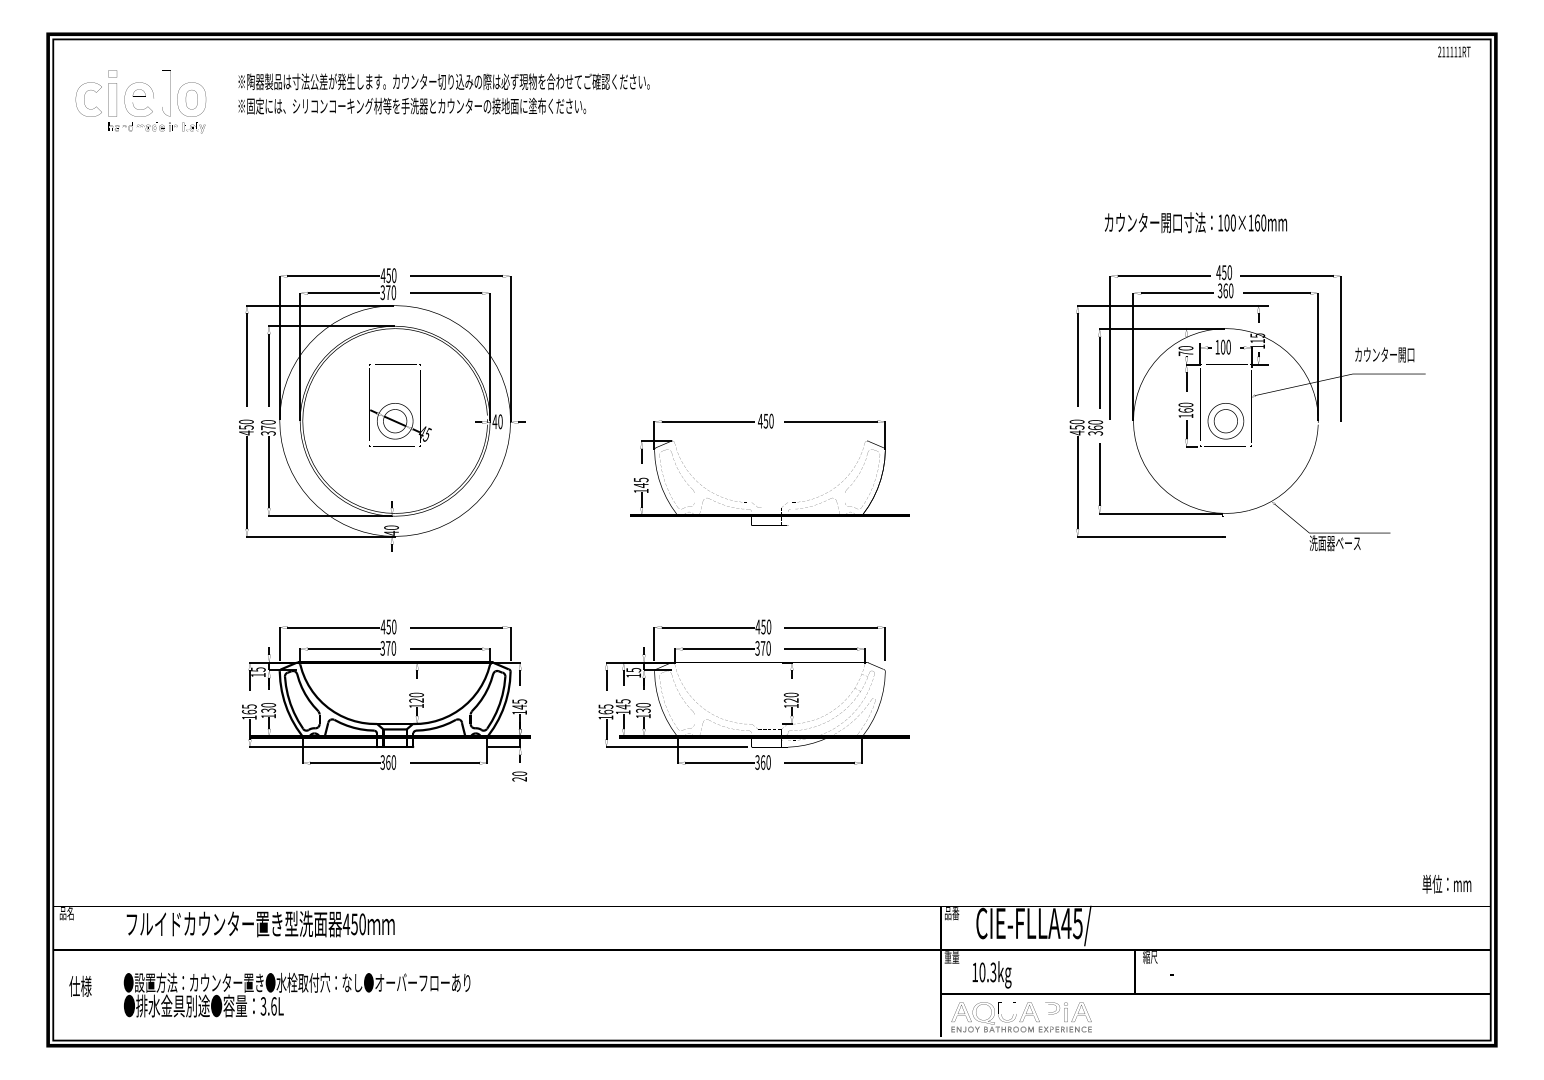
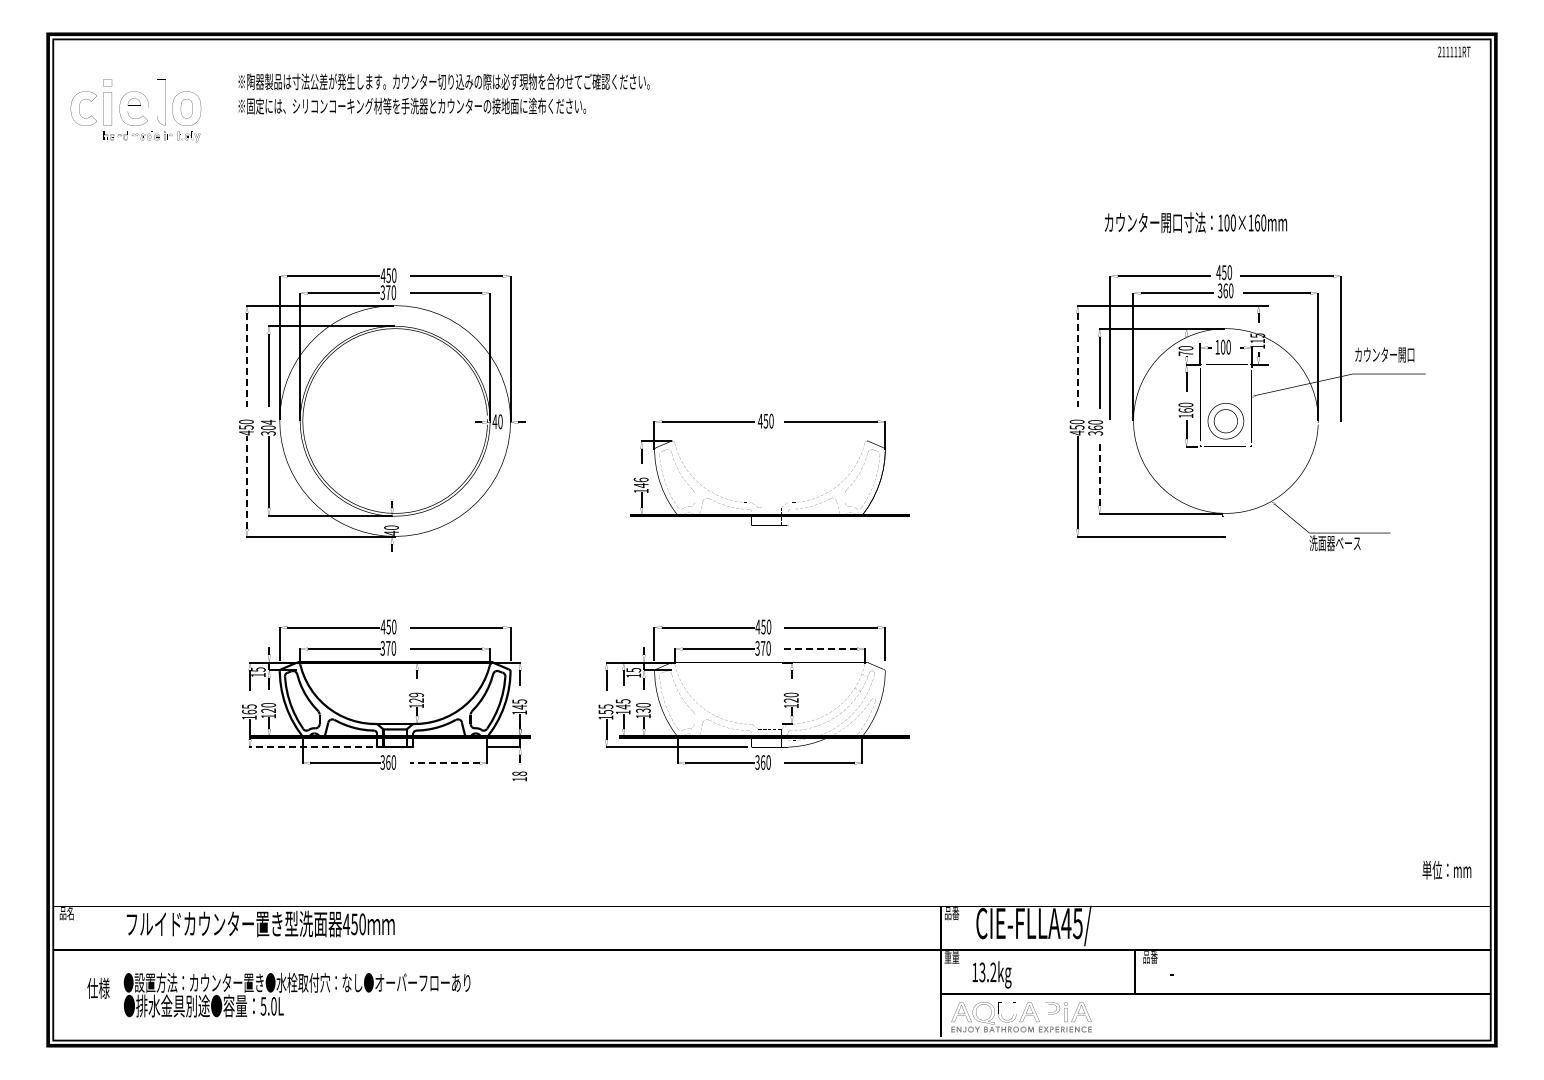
part position: (140, 101) -> (135, 110) (135, 110)
line: solid -> dashed (246, 359)
line: solid -> dashed (1077, 359)
part: present -> none (400, 405)
text: 370 -> 304 (268, 425)
line: solid -> dashed (1099, 474)
text: 145 -> 146 (640, 479)
line: solid -> dashed (246, 482)
line: solid -> dashed (820, 649)
text: 120 -> 129 (416, 694)
text: 130 -> 120 (269, 710)
text: 165 -> 155 (605, 711)
line: solid -> dashed (322, 747)
line: solid -> dashed (444, 763)
text: 20 -> 18 (519, 776)
text position: (1446, 883) -> (1446, 869) (1446, 869)
text: 縮尺 -> 品番 (1150, 957)
text: 10.3kg -> 13.2kg (987, 972)
text position: (80, 985) -> (98, 987) (98, 987)
text: 3.6L -> 5.0L (268, 1006)
